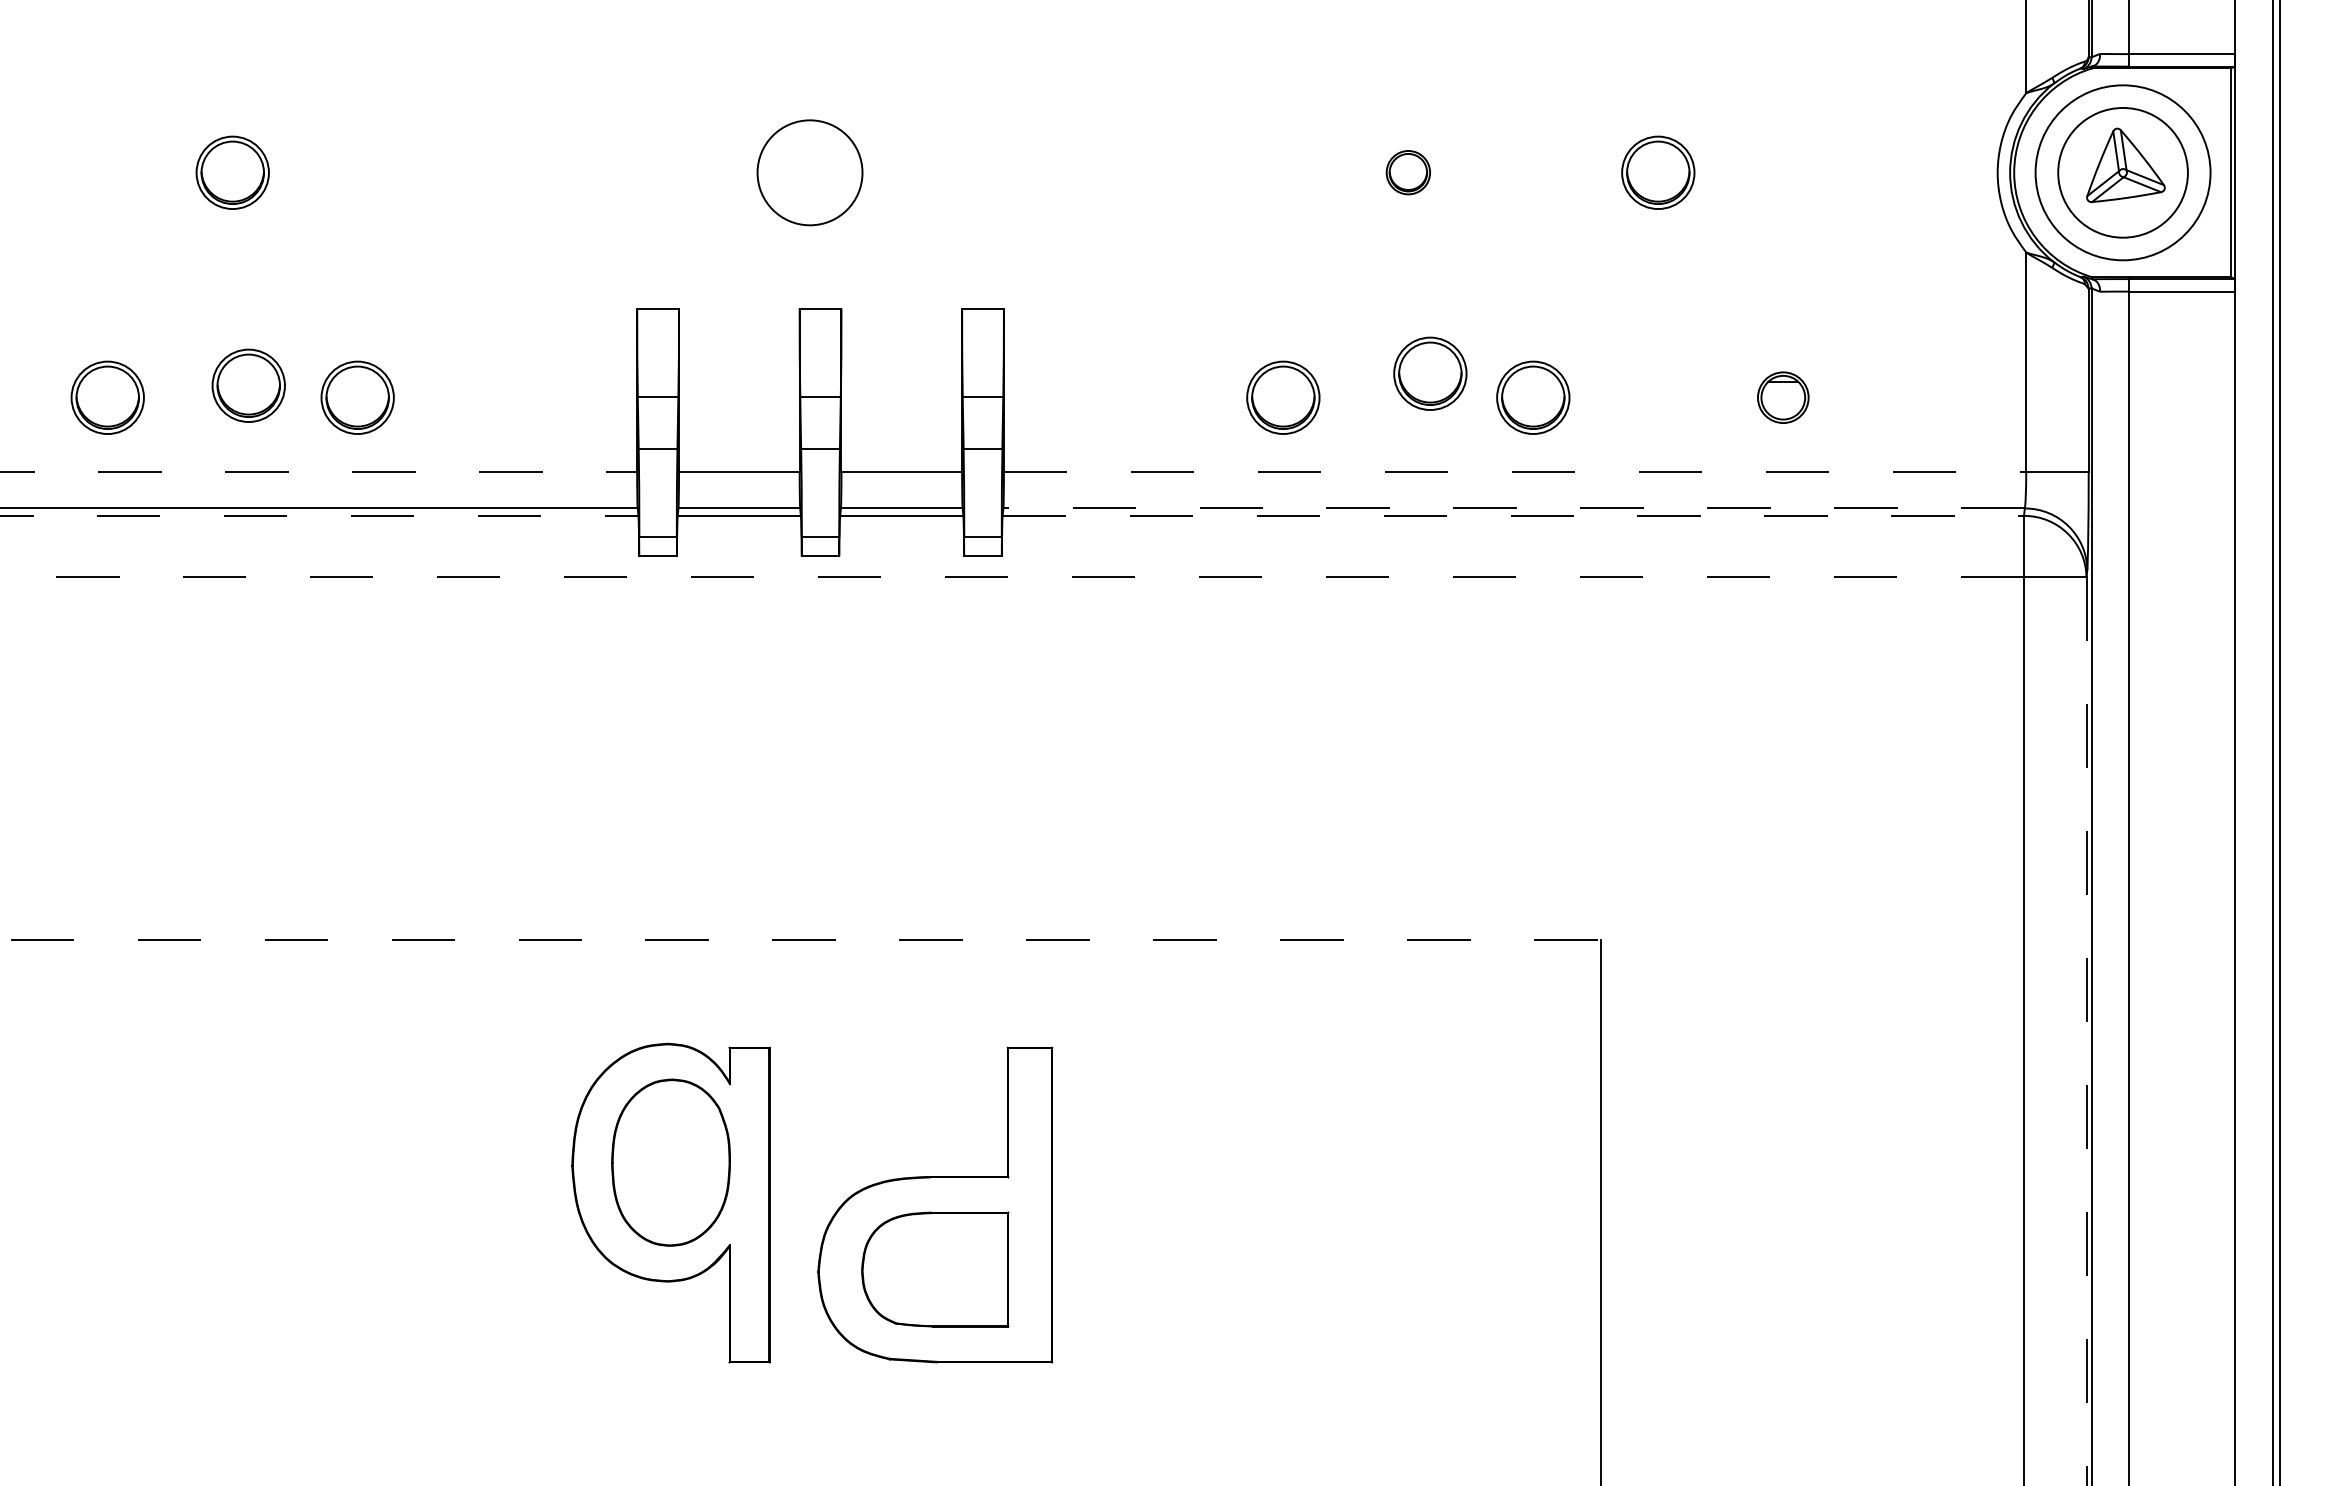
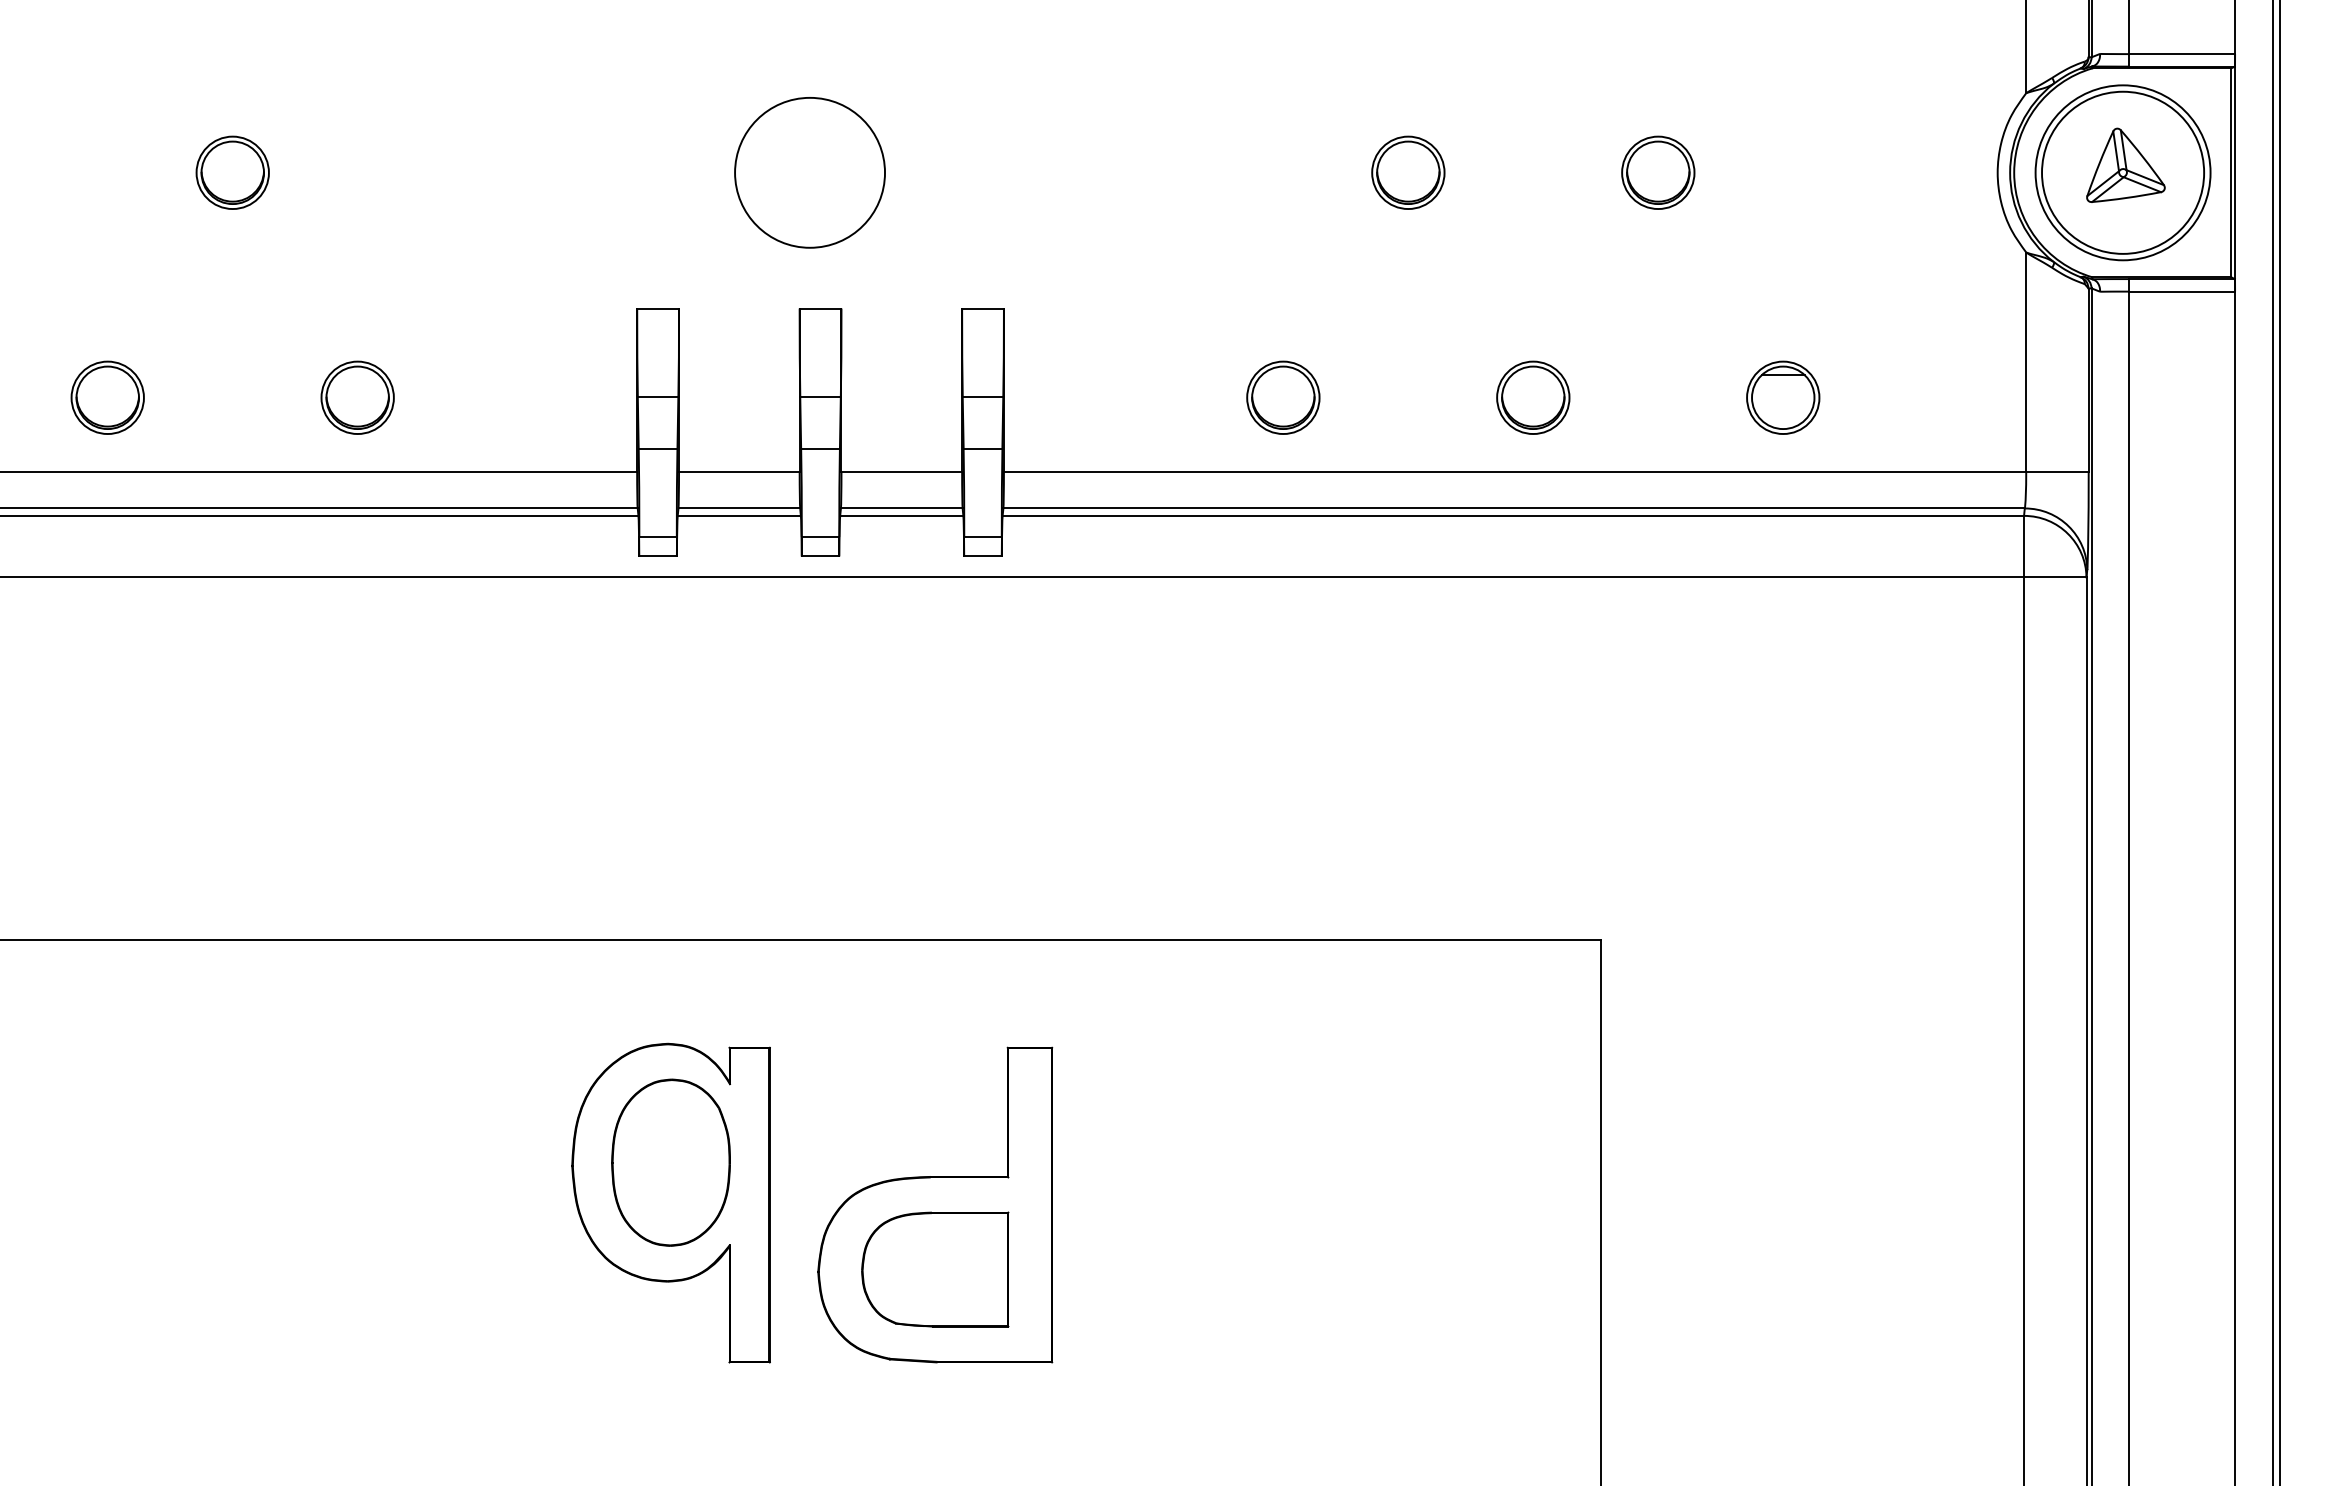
circle diameter: 105 px -> 150 px (810, 172)
part size: 46x46 px -> 75x75 px (1408, 172)
circle diameter: 130 px -> 162 px (2123, 172)
part: present -> none (1430, 373)
part: present -> none (248, 385)
part size: 53x53 px -> 75x75 px (1783, 397)
line: dashed -> solid (319, 471)
line: dashed -> solid (1515, 471)
line: dashed -> solid (1514, 508)
line: dashed -> solid (319, 515)
line: dashed -> solid (1513, 515)
line: dashed -> solid (1012, 577)
line: dashed -> solid (801, 940)
line: dashed -> solid (2086, 1031)
